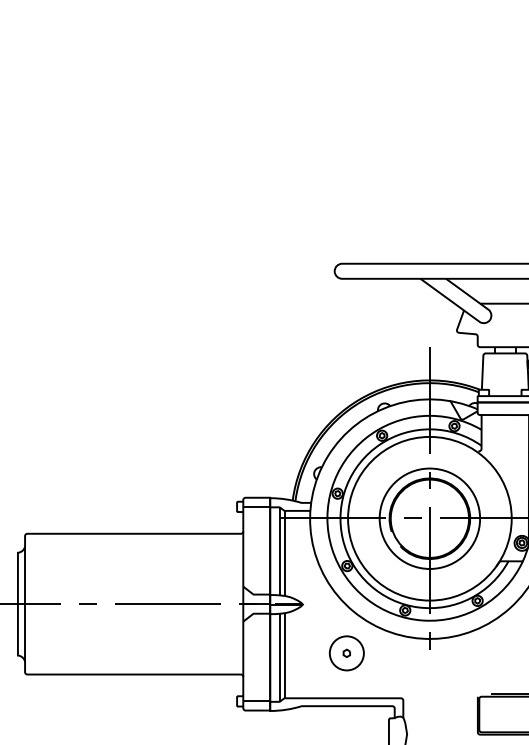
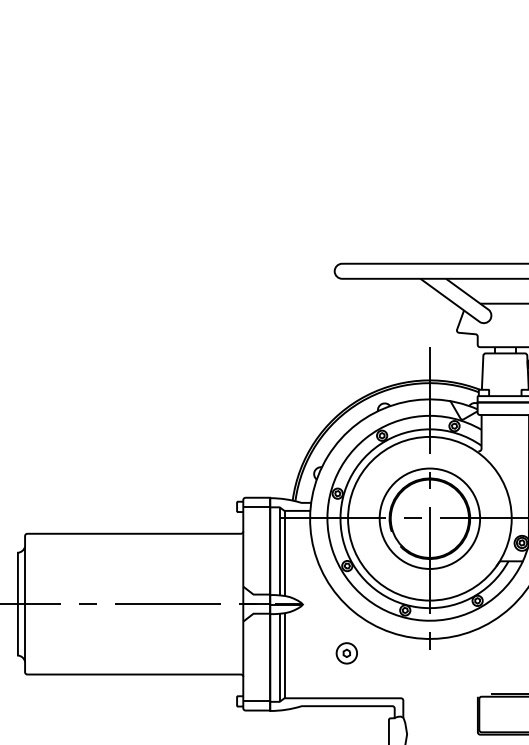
circle diameter: 34 px -> 20 px (346, 653)
